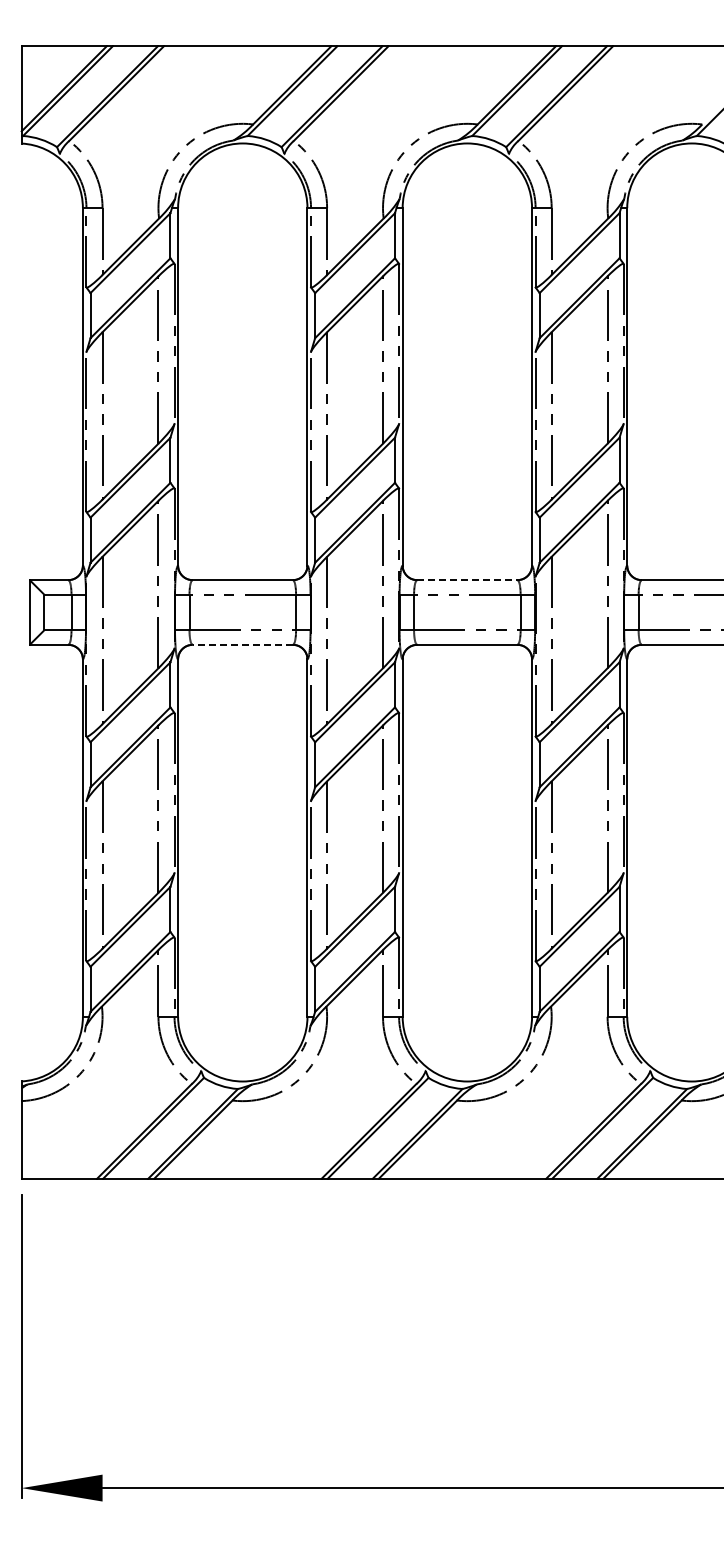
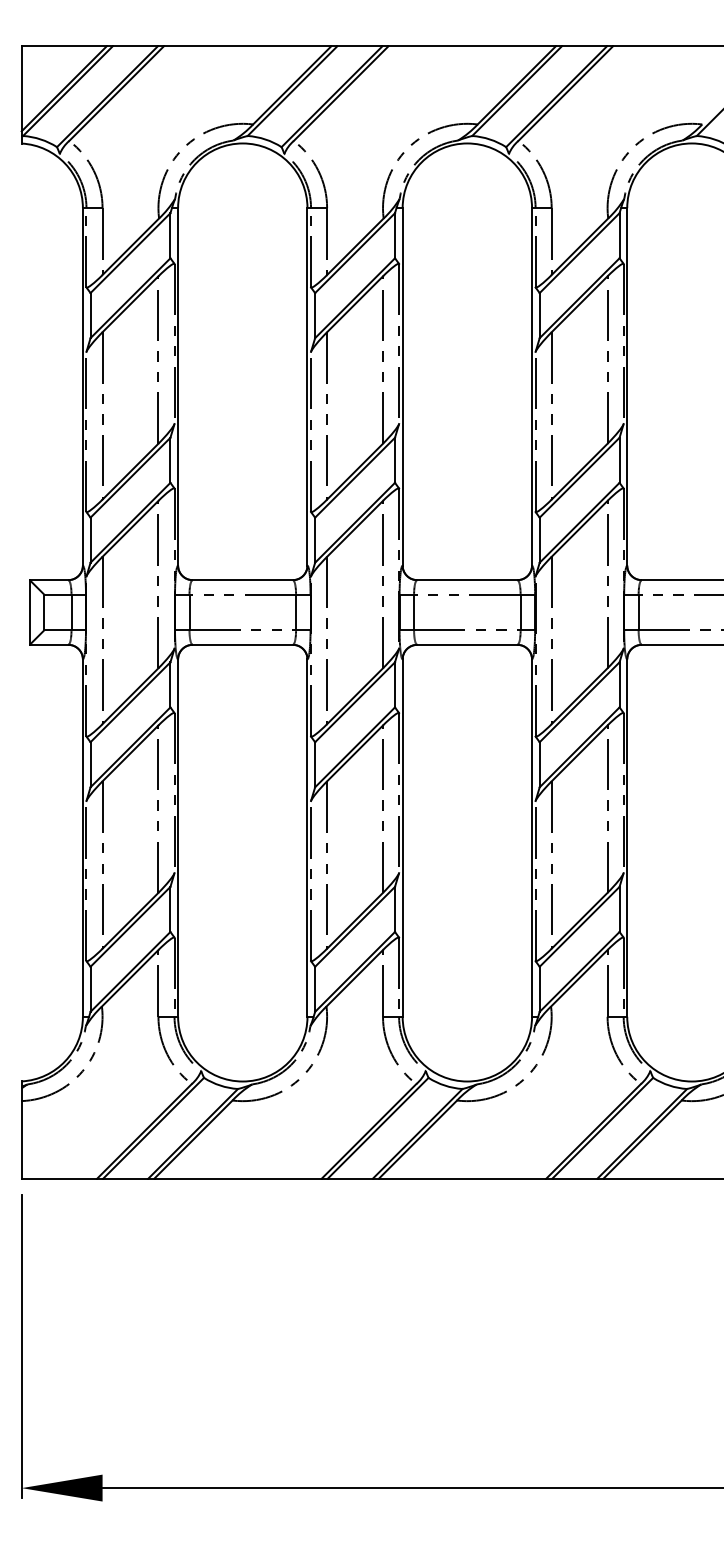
line: dashed -> solid (467, 580)
line: dashed -> solid (242, 644)
